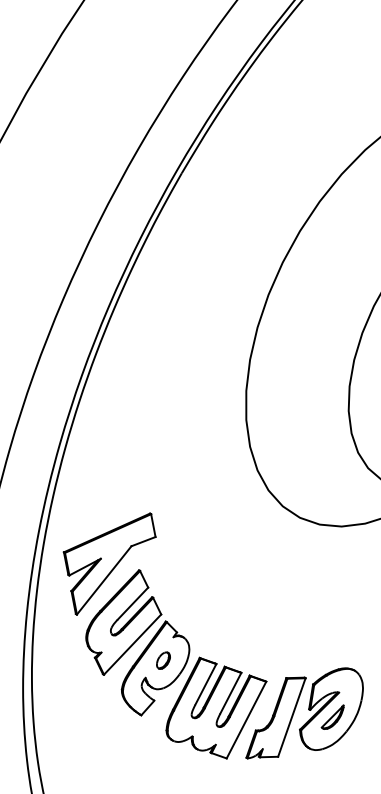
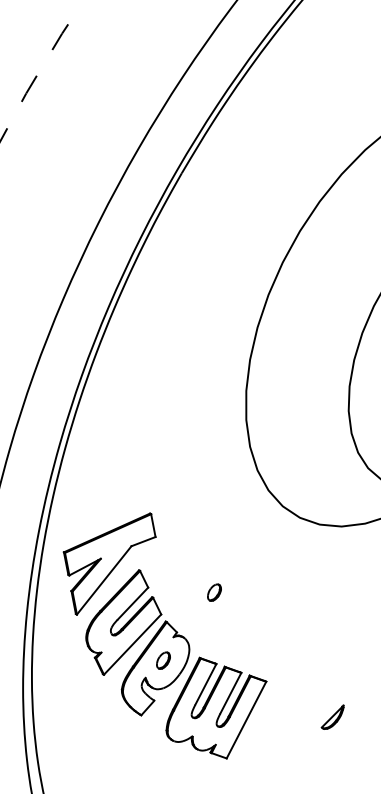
line: solid -> dashed (40, 69)
part: none -> present (214, 592)
part: present -> none (304, 713)
